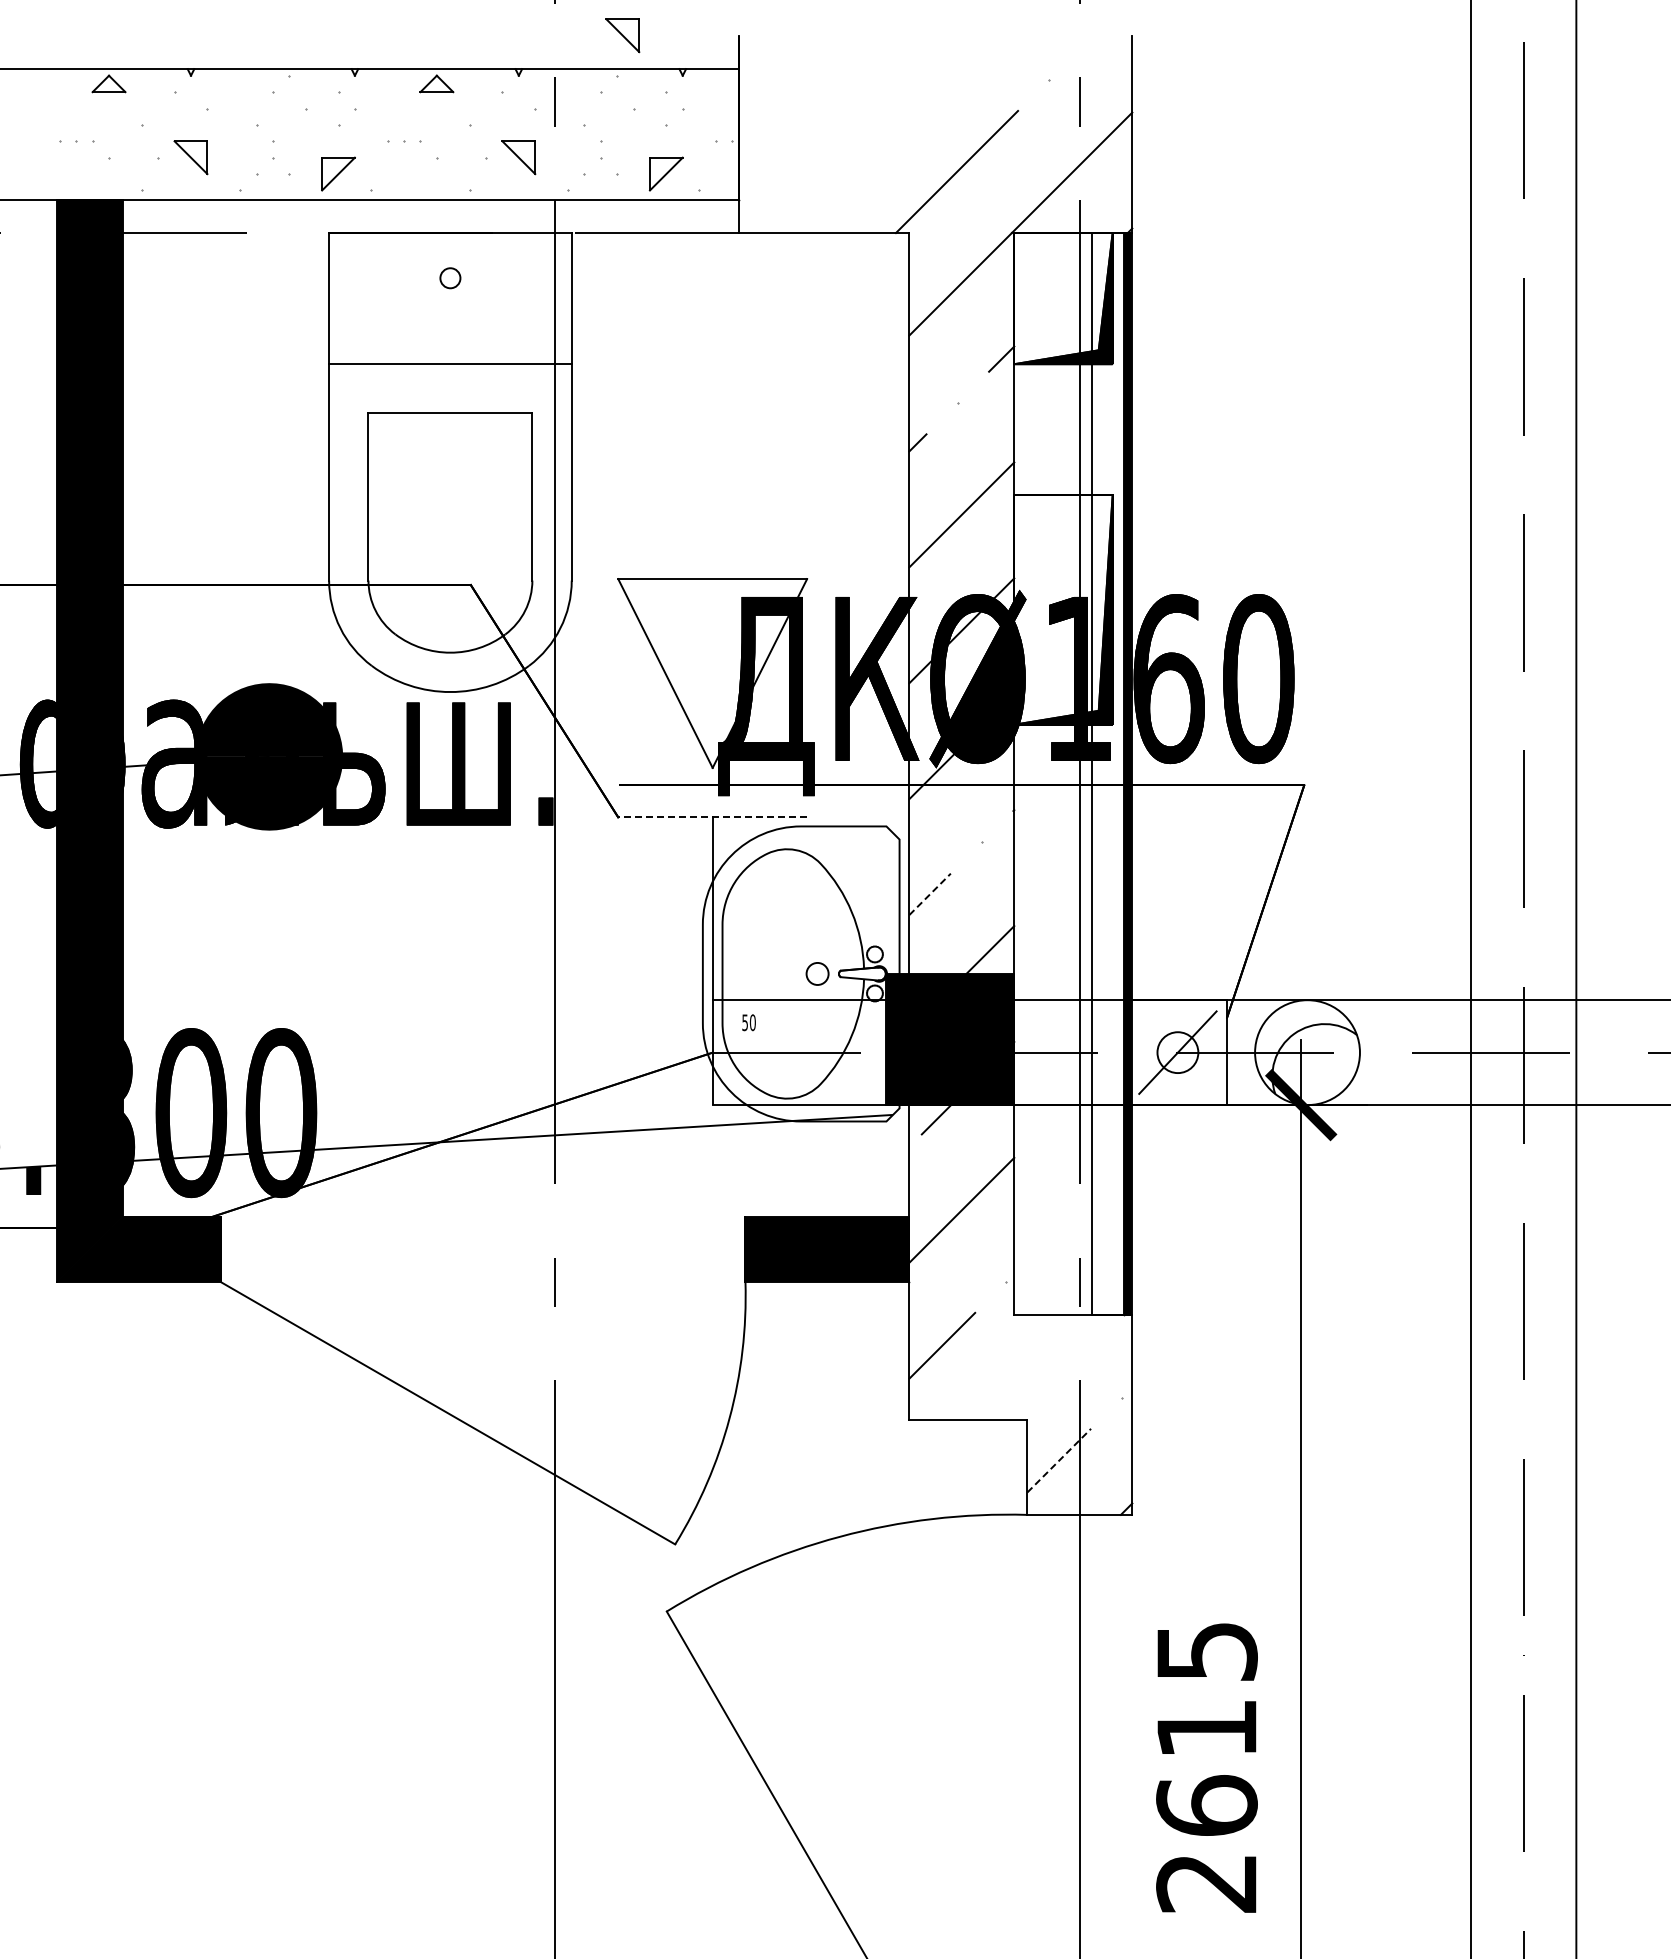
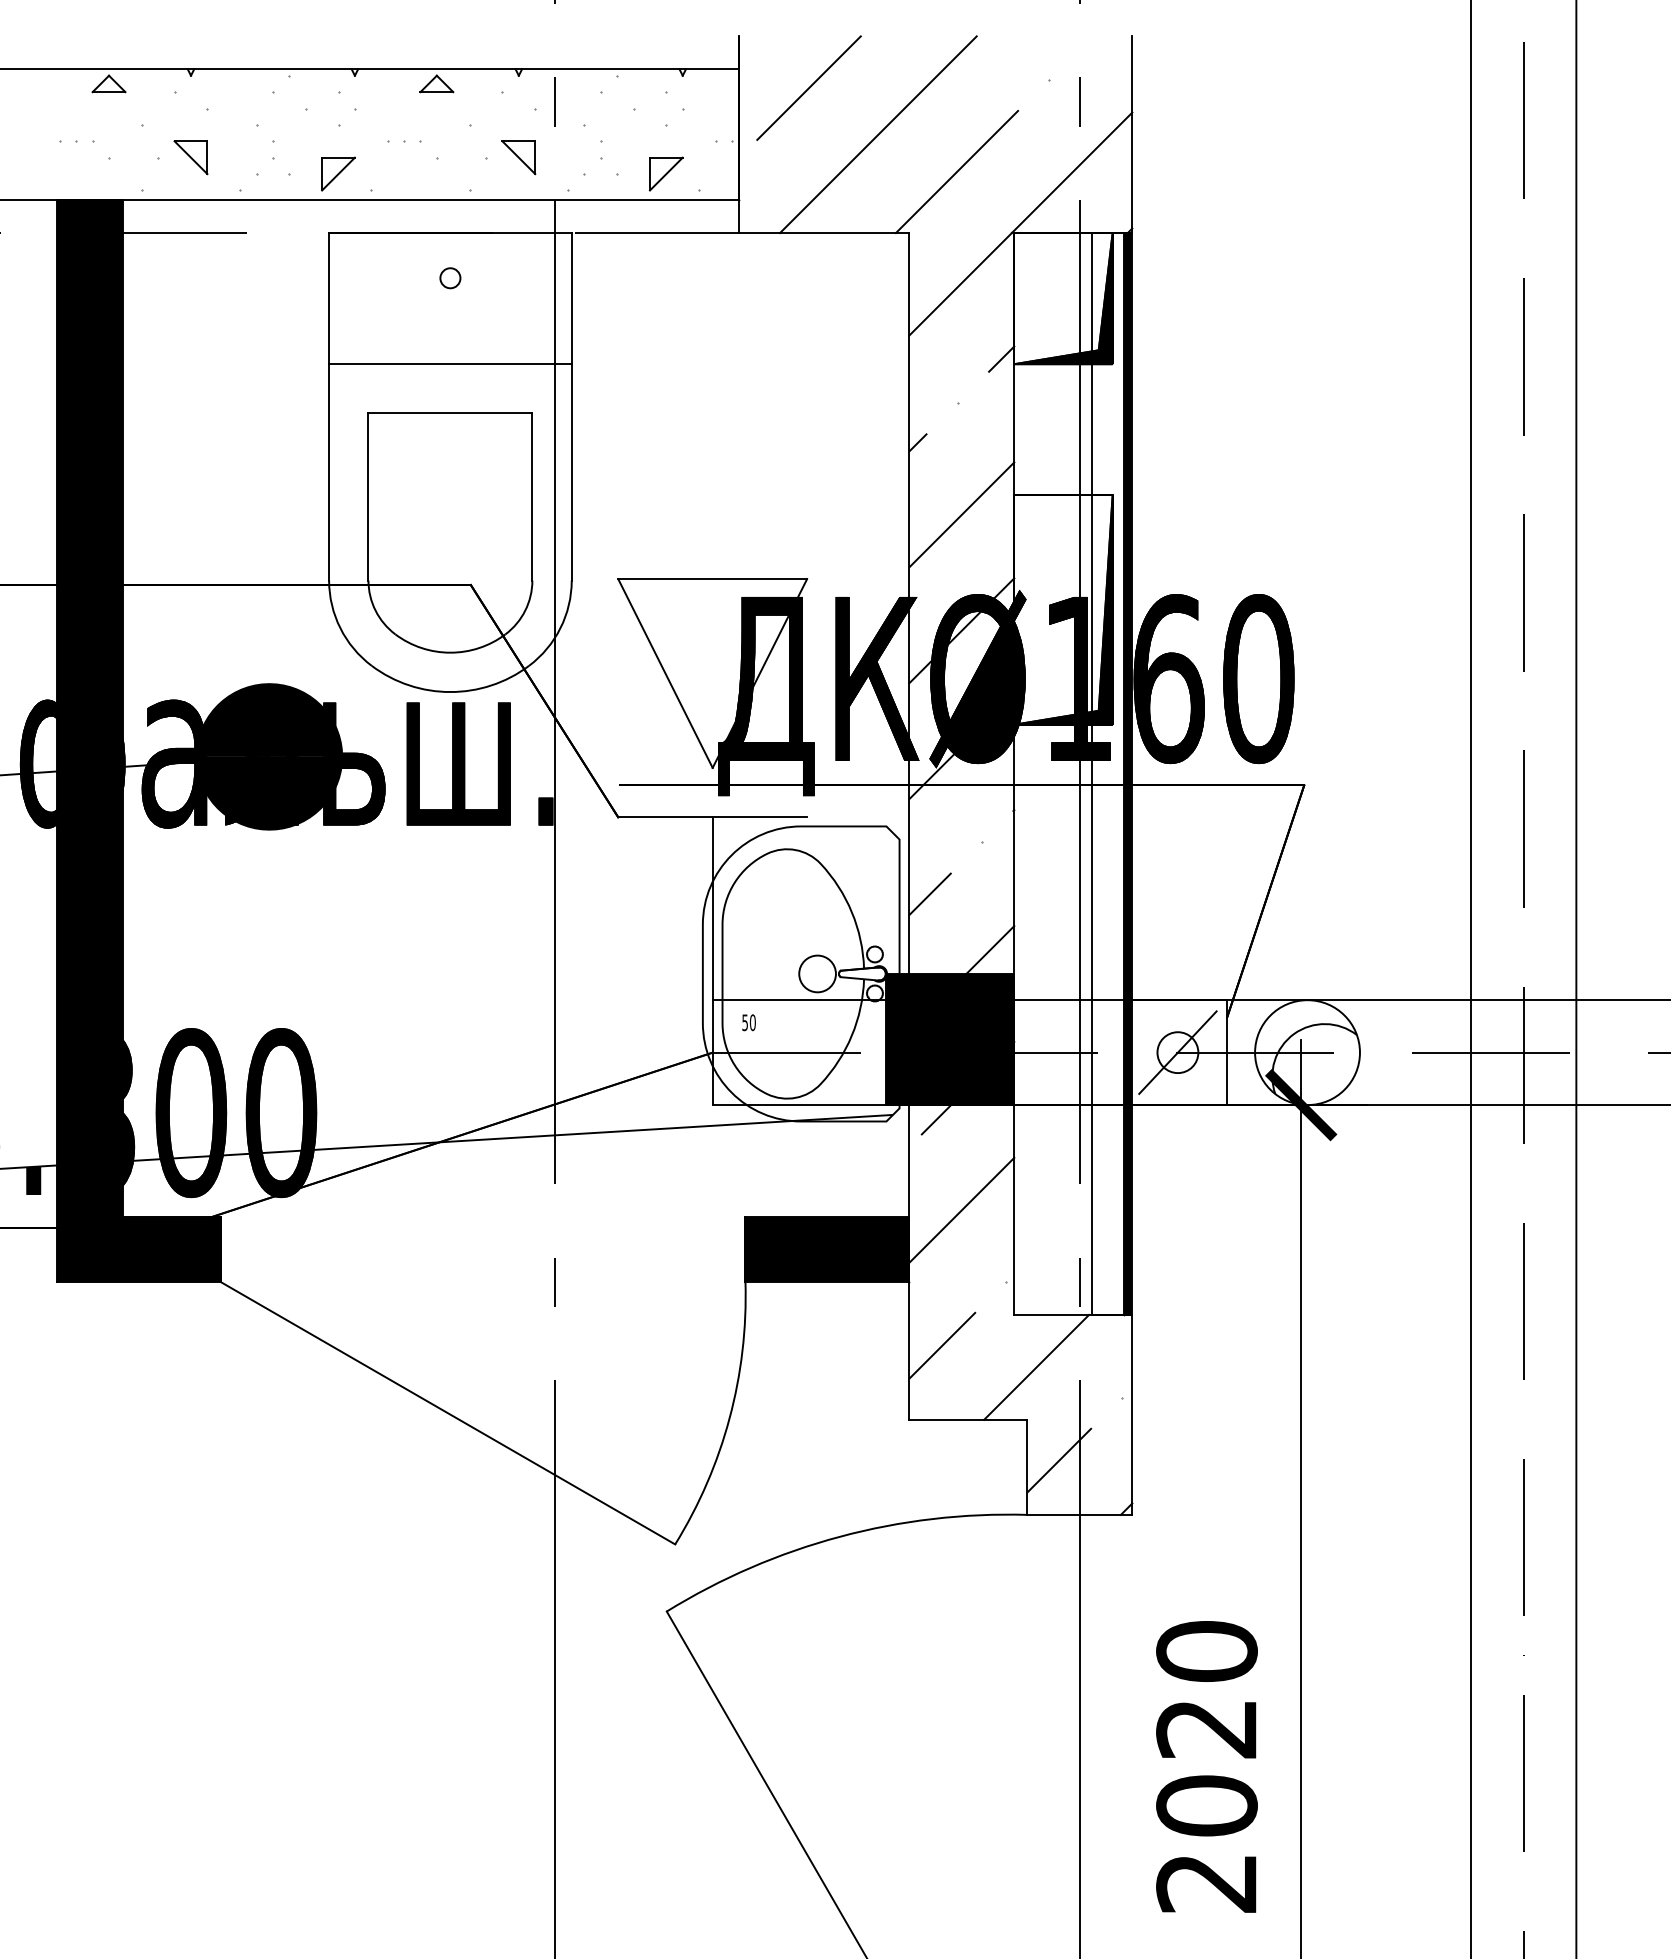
part: present -> none (622, 35)
line: none -> present (808, 87)
line: none -> present (878, 134)
line: dashed -> solid (712, 817)
line: dashed -> solid (930, 894)
circle diameter: 22 px -> 37 px (817, 973)
line: none -> present (1036, 1366)
line: dashed -> solid (1059, 1460)
text: 2615 -> 2020 (1206, 1728)
